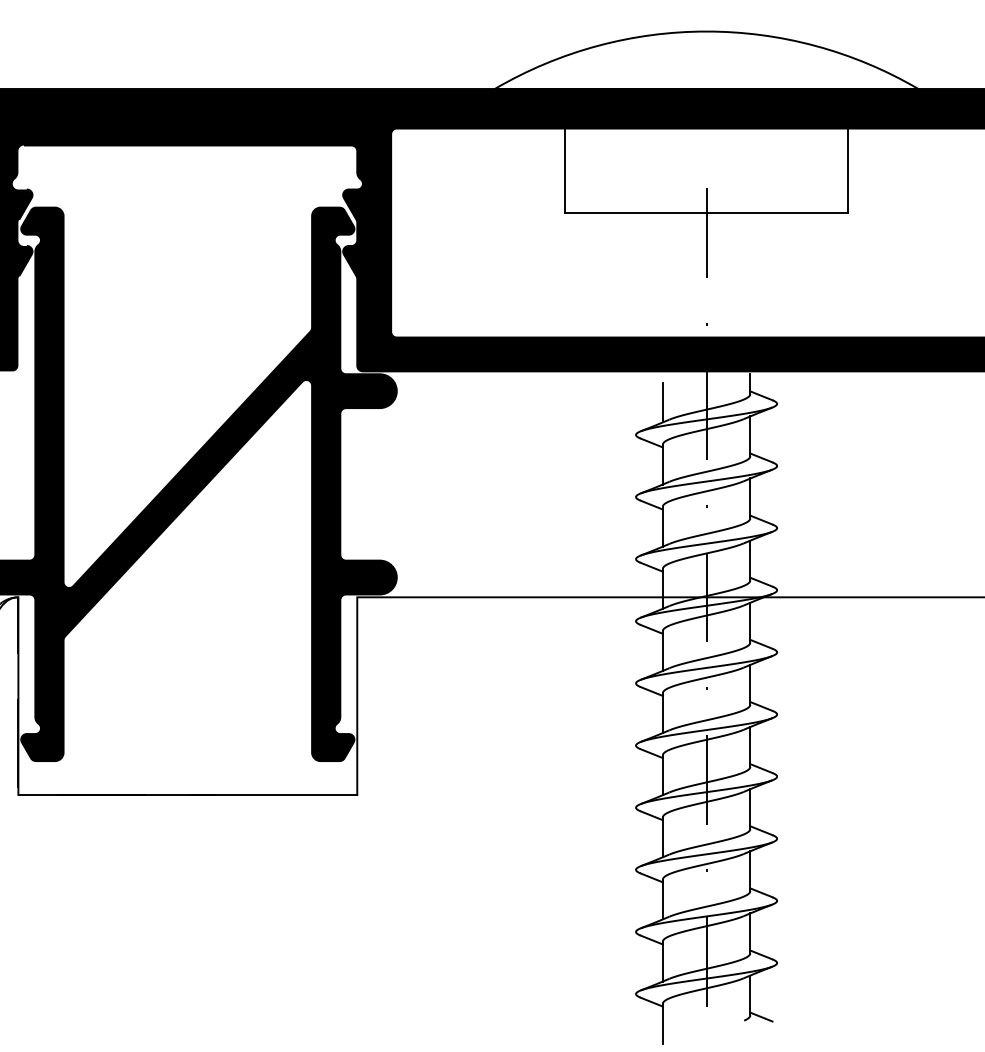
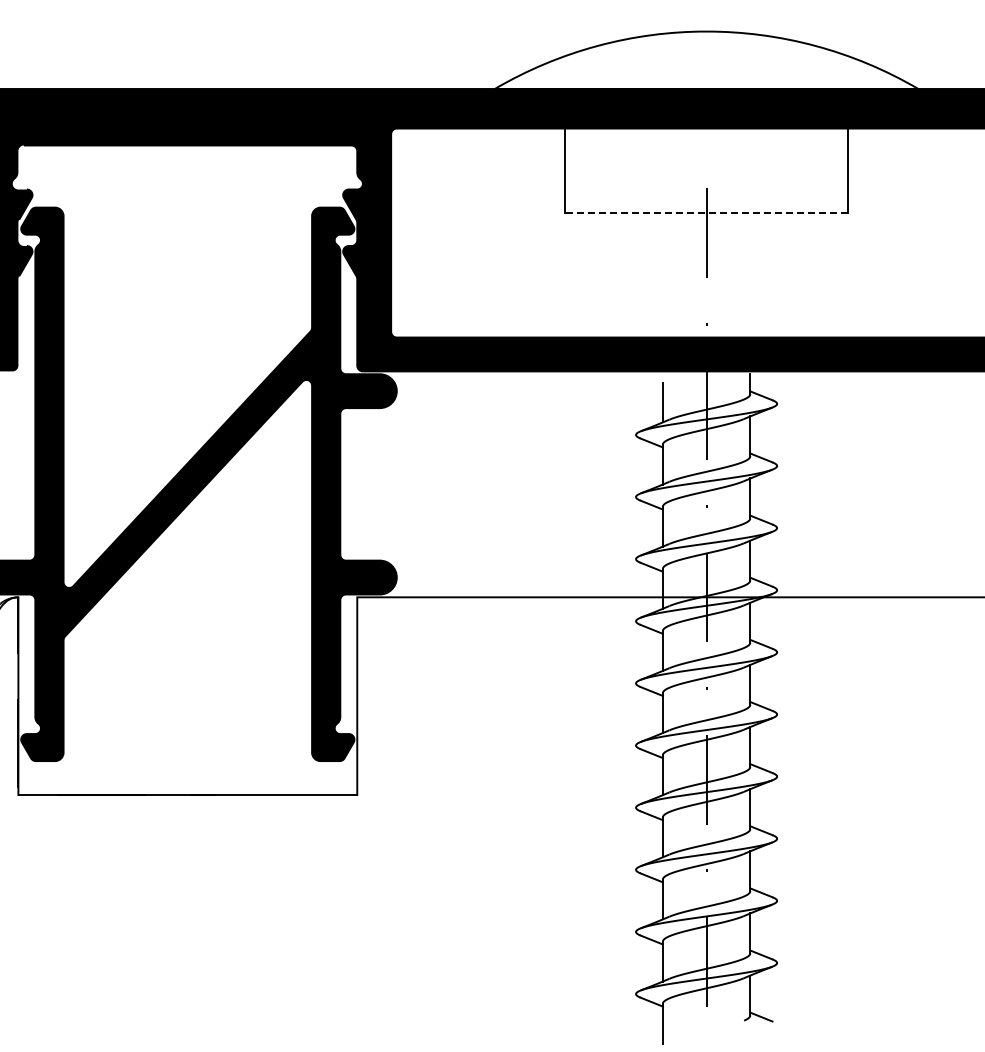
line: solid -> dashed (706, 213)
